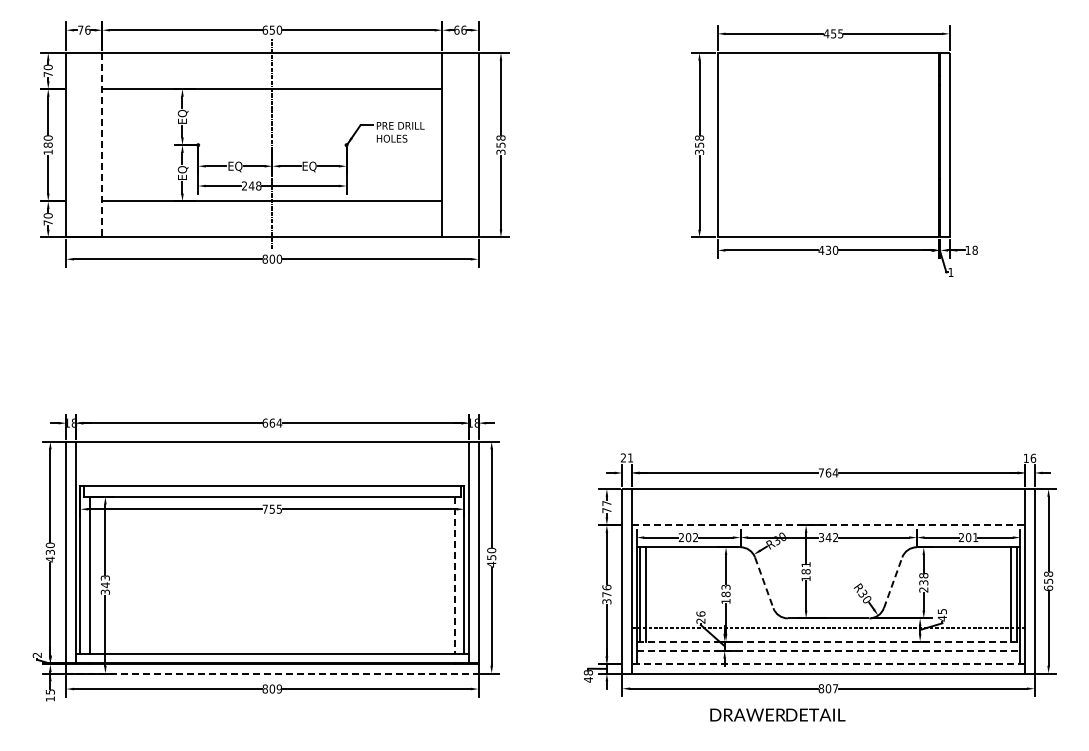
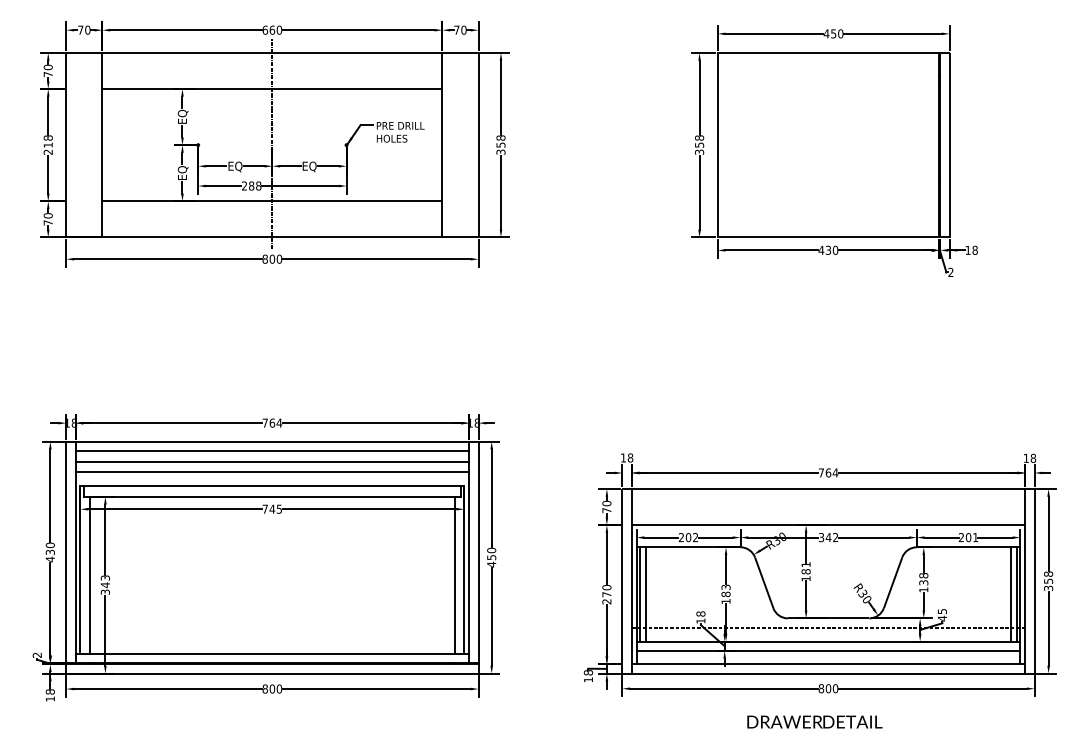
text: 76 -> 70 (87, 29)
text: 650 -> 660 (272, 29)
text: 66 -> 70 (460, 29)
text: 455 -> 450 (840, 33)
text: 180 -> 218 (47, 144)
line: dashed -> solid (102, 145)
text: 248 -> 288 (251, 185)
text: 1 -> 2 (950, 271)
text: 664 -> 764 (265, 422)
line: none -> present (272, 450)
text: 21 -> 18 (626, 457)
text: 16 -> 18 (1033, 457)
line: none -> present (272, 462)
line: none -> present (272, 471)
text: 77 -> 70 (606, 503)
text: 755 -> 745 (272, 508)
line: dashed -> solid (828, 525)
line: dashed -> solid (455, 575)
line: dashed -> solid (764, 582)
line: dashed -> solid (893, 582)
text: 658 -> 358 (1048, 587)
text: 238 -> 138 (923, 589)
text: 376 -> 270 (606, 594)
text: 26 -> 18 (700, 617)
line: dashed -> solid (828, 641)
line: dashed -> solid (828, 650)
line: dashed -> solid (828, 664)
line: dashed -> solid (272, 673)
text: 48 -> 18 (588, 679)
text: 809 -> 800 (278, 688)
text: 807 -> 800 (835, 688)
text: 15 -> 18 (49, 691)
text position: (777, 714) -> (814, 721) (814, 721)
